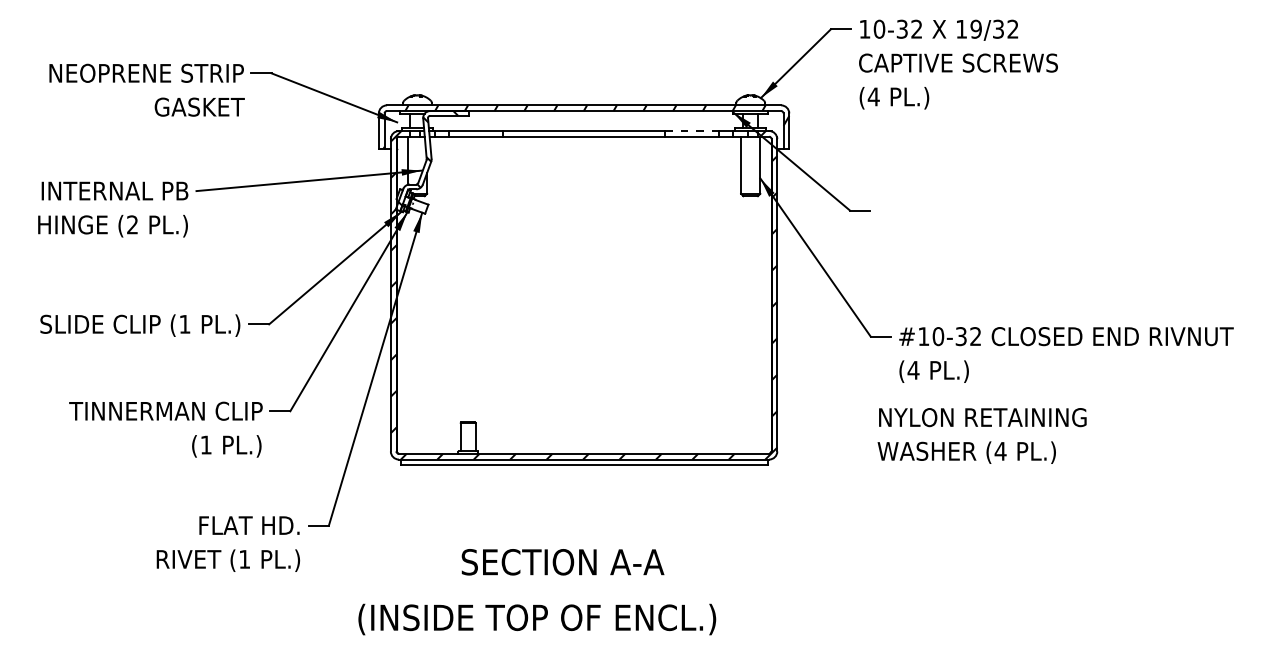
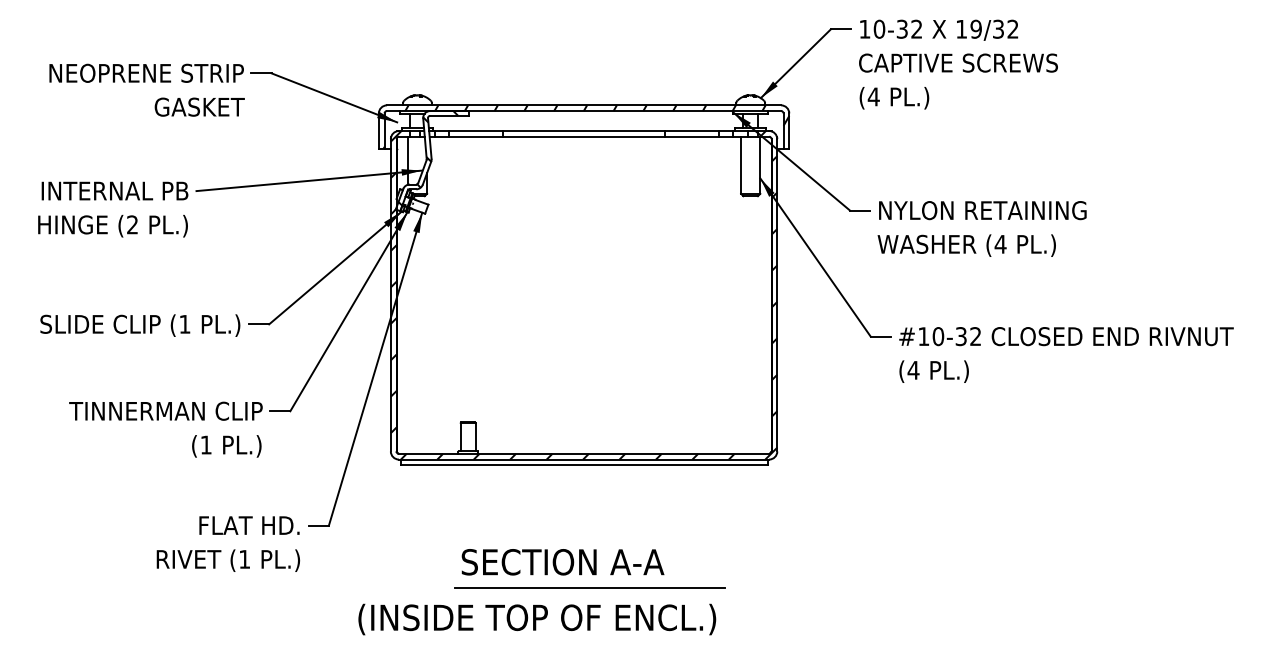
line: dashed -> solid (691, 131)
text position: (981, 435) -> (981, 228) (981, 228)
line: none -> present (589, 588)
